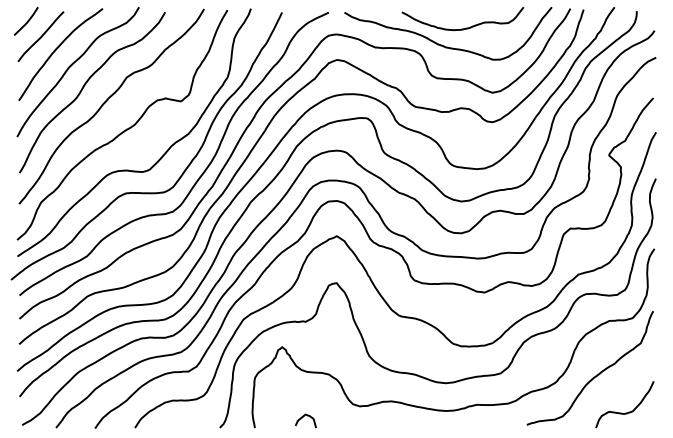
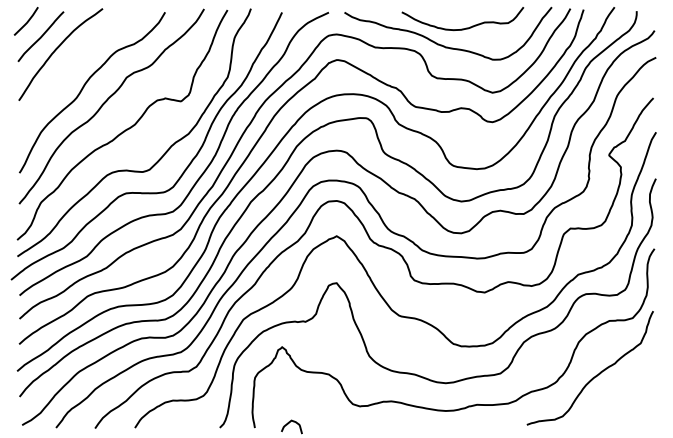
curve: present -> none (71, 66)
curve: present -> none (628, 411)
curve position: (303, 417) -> (289, 423) (289, 423)
